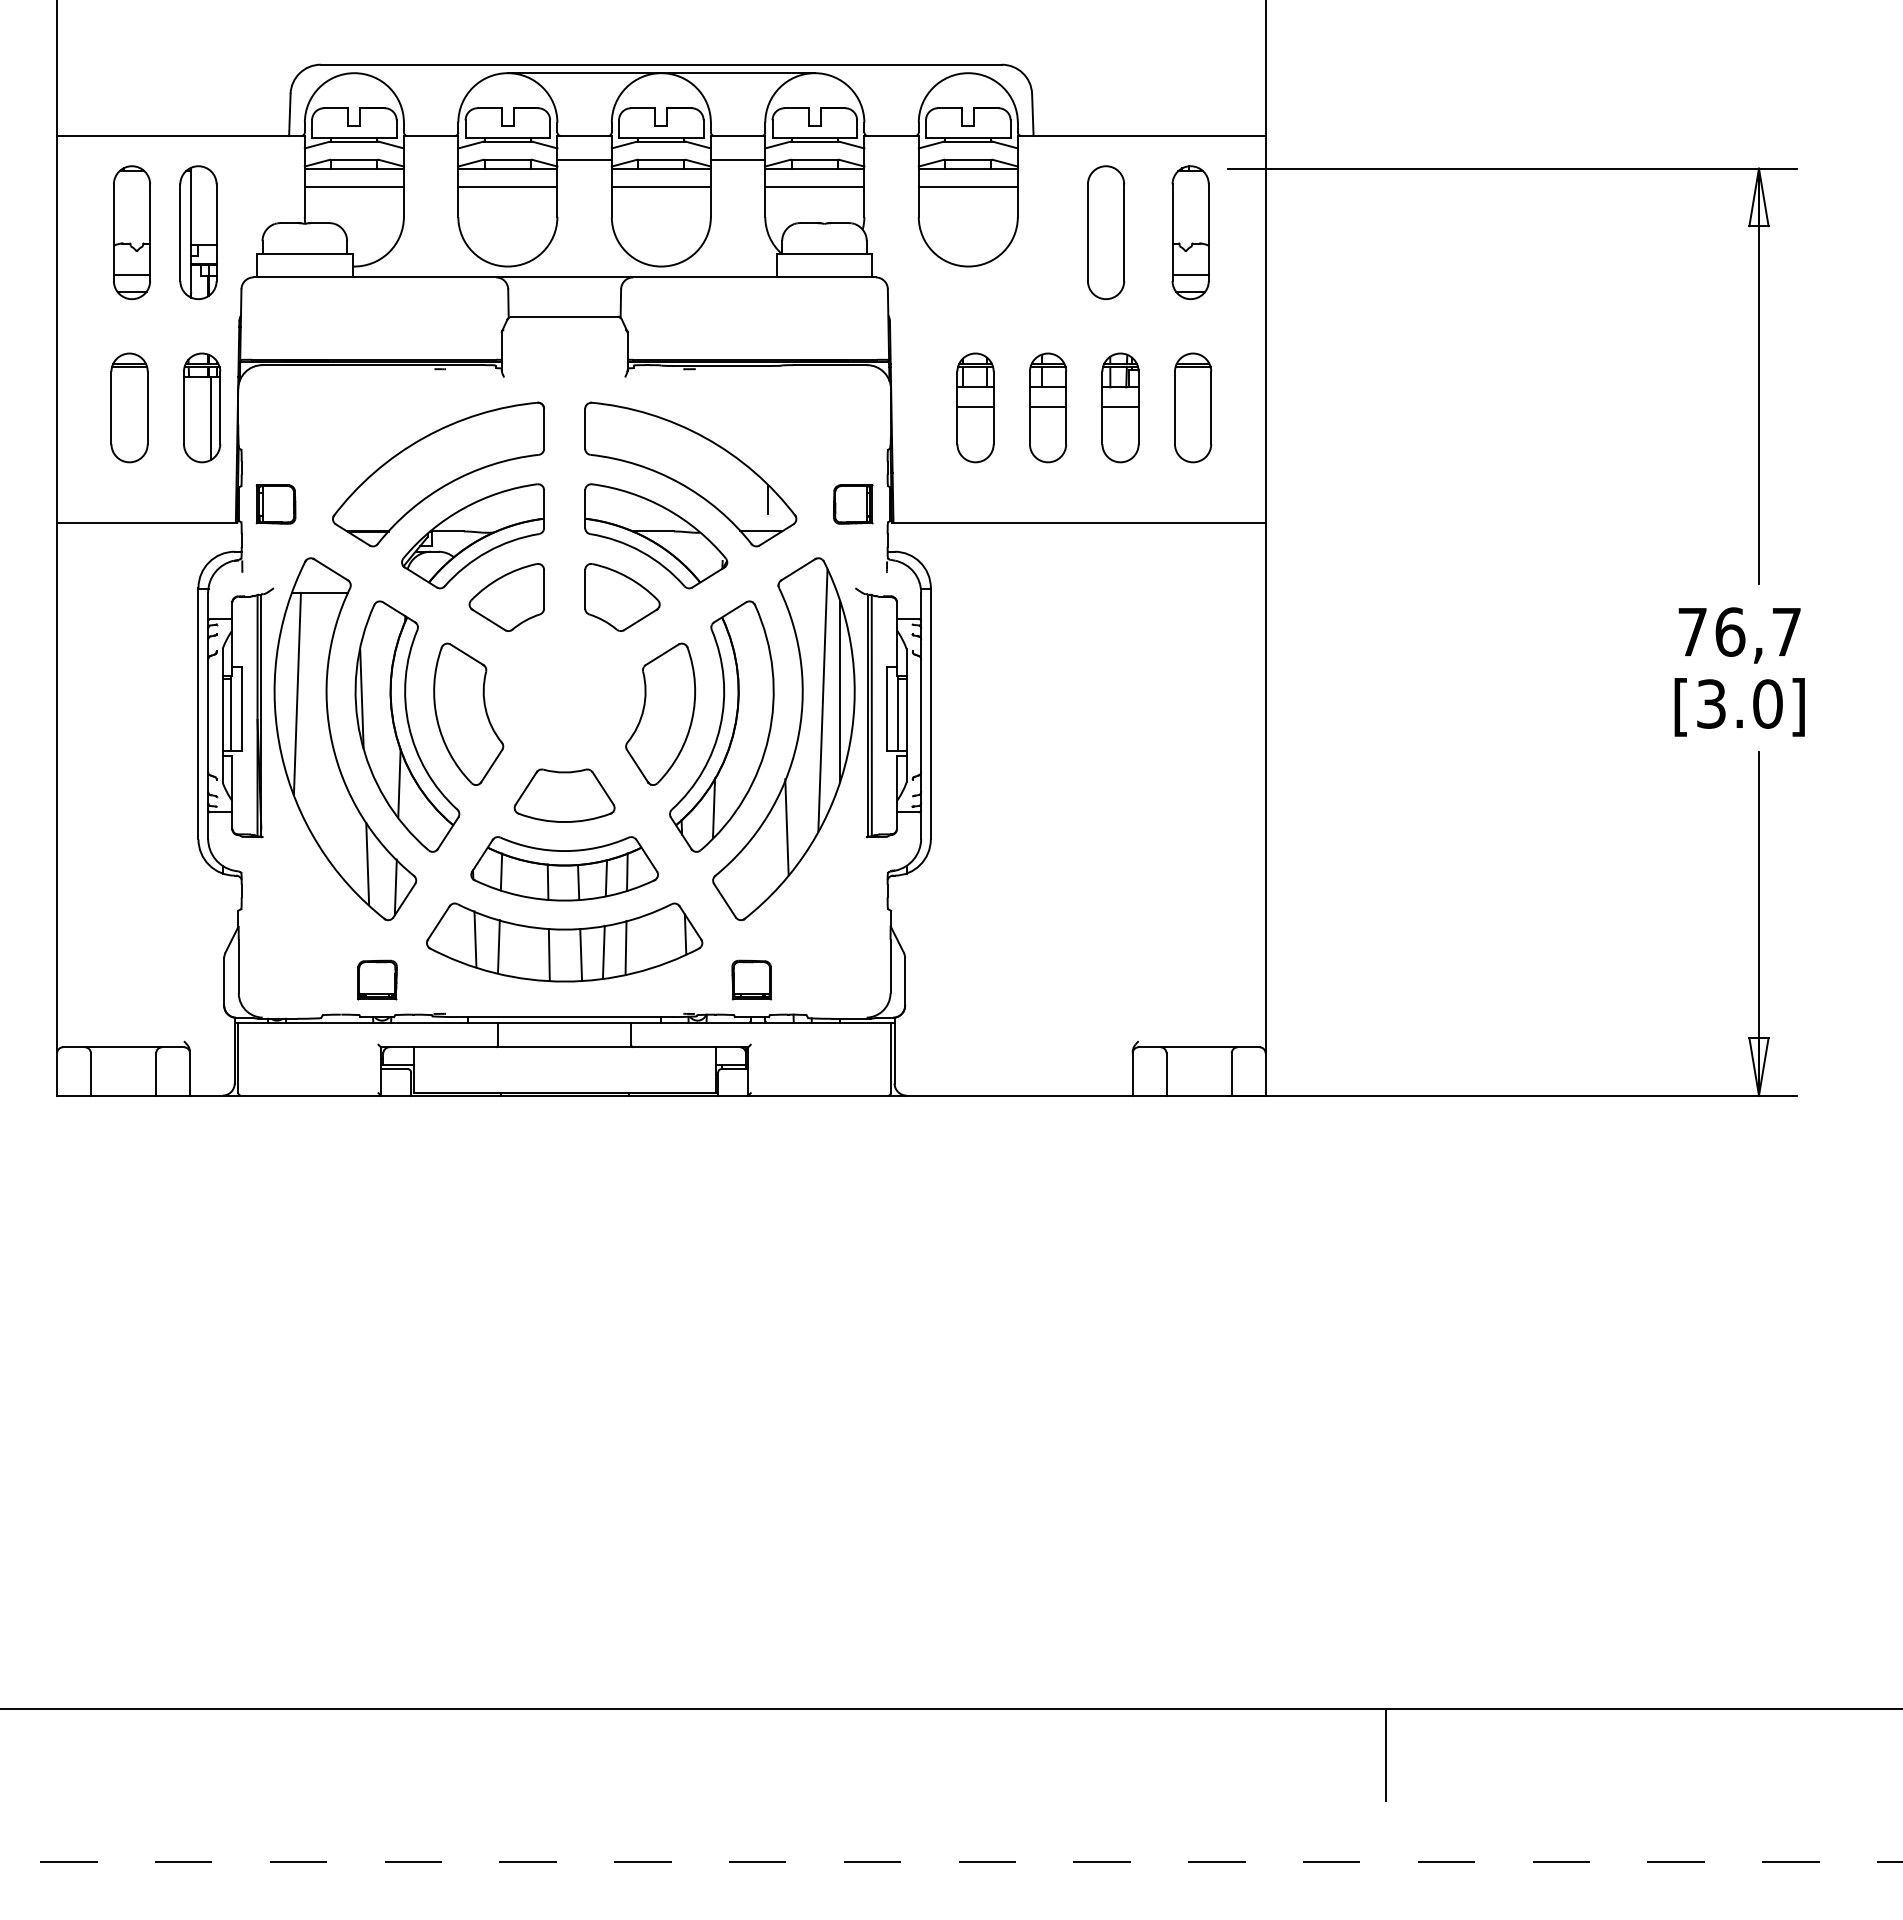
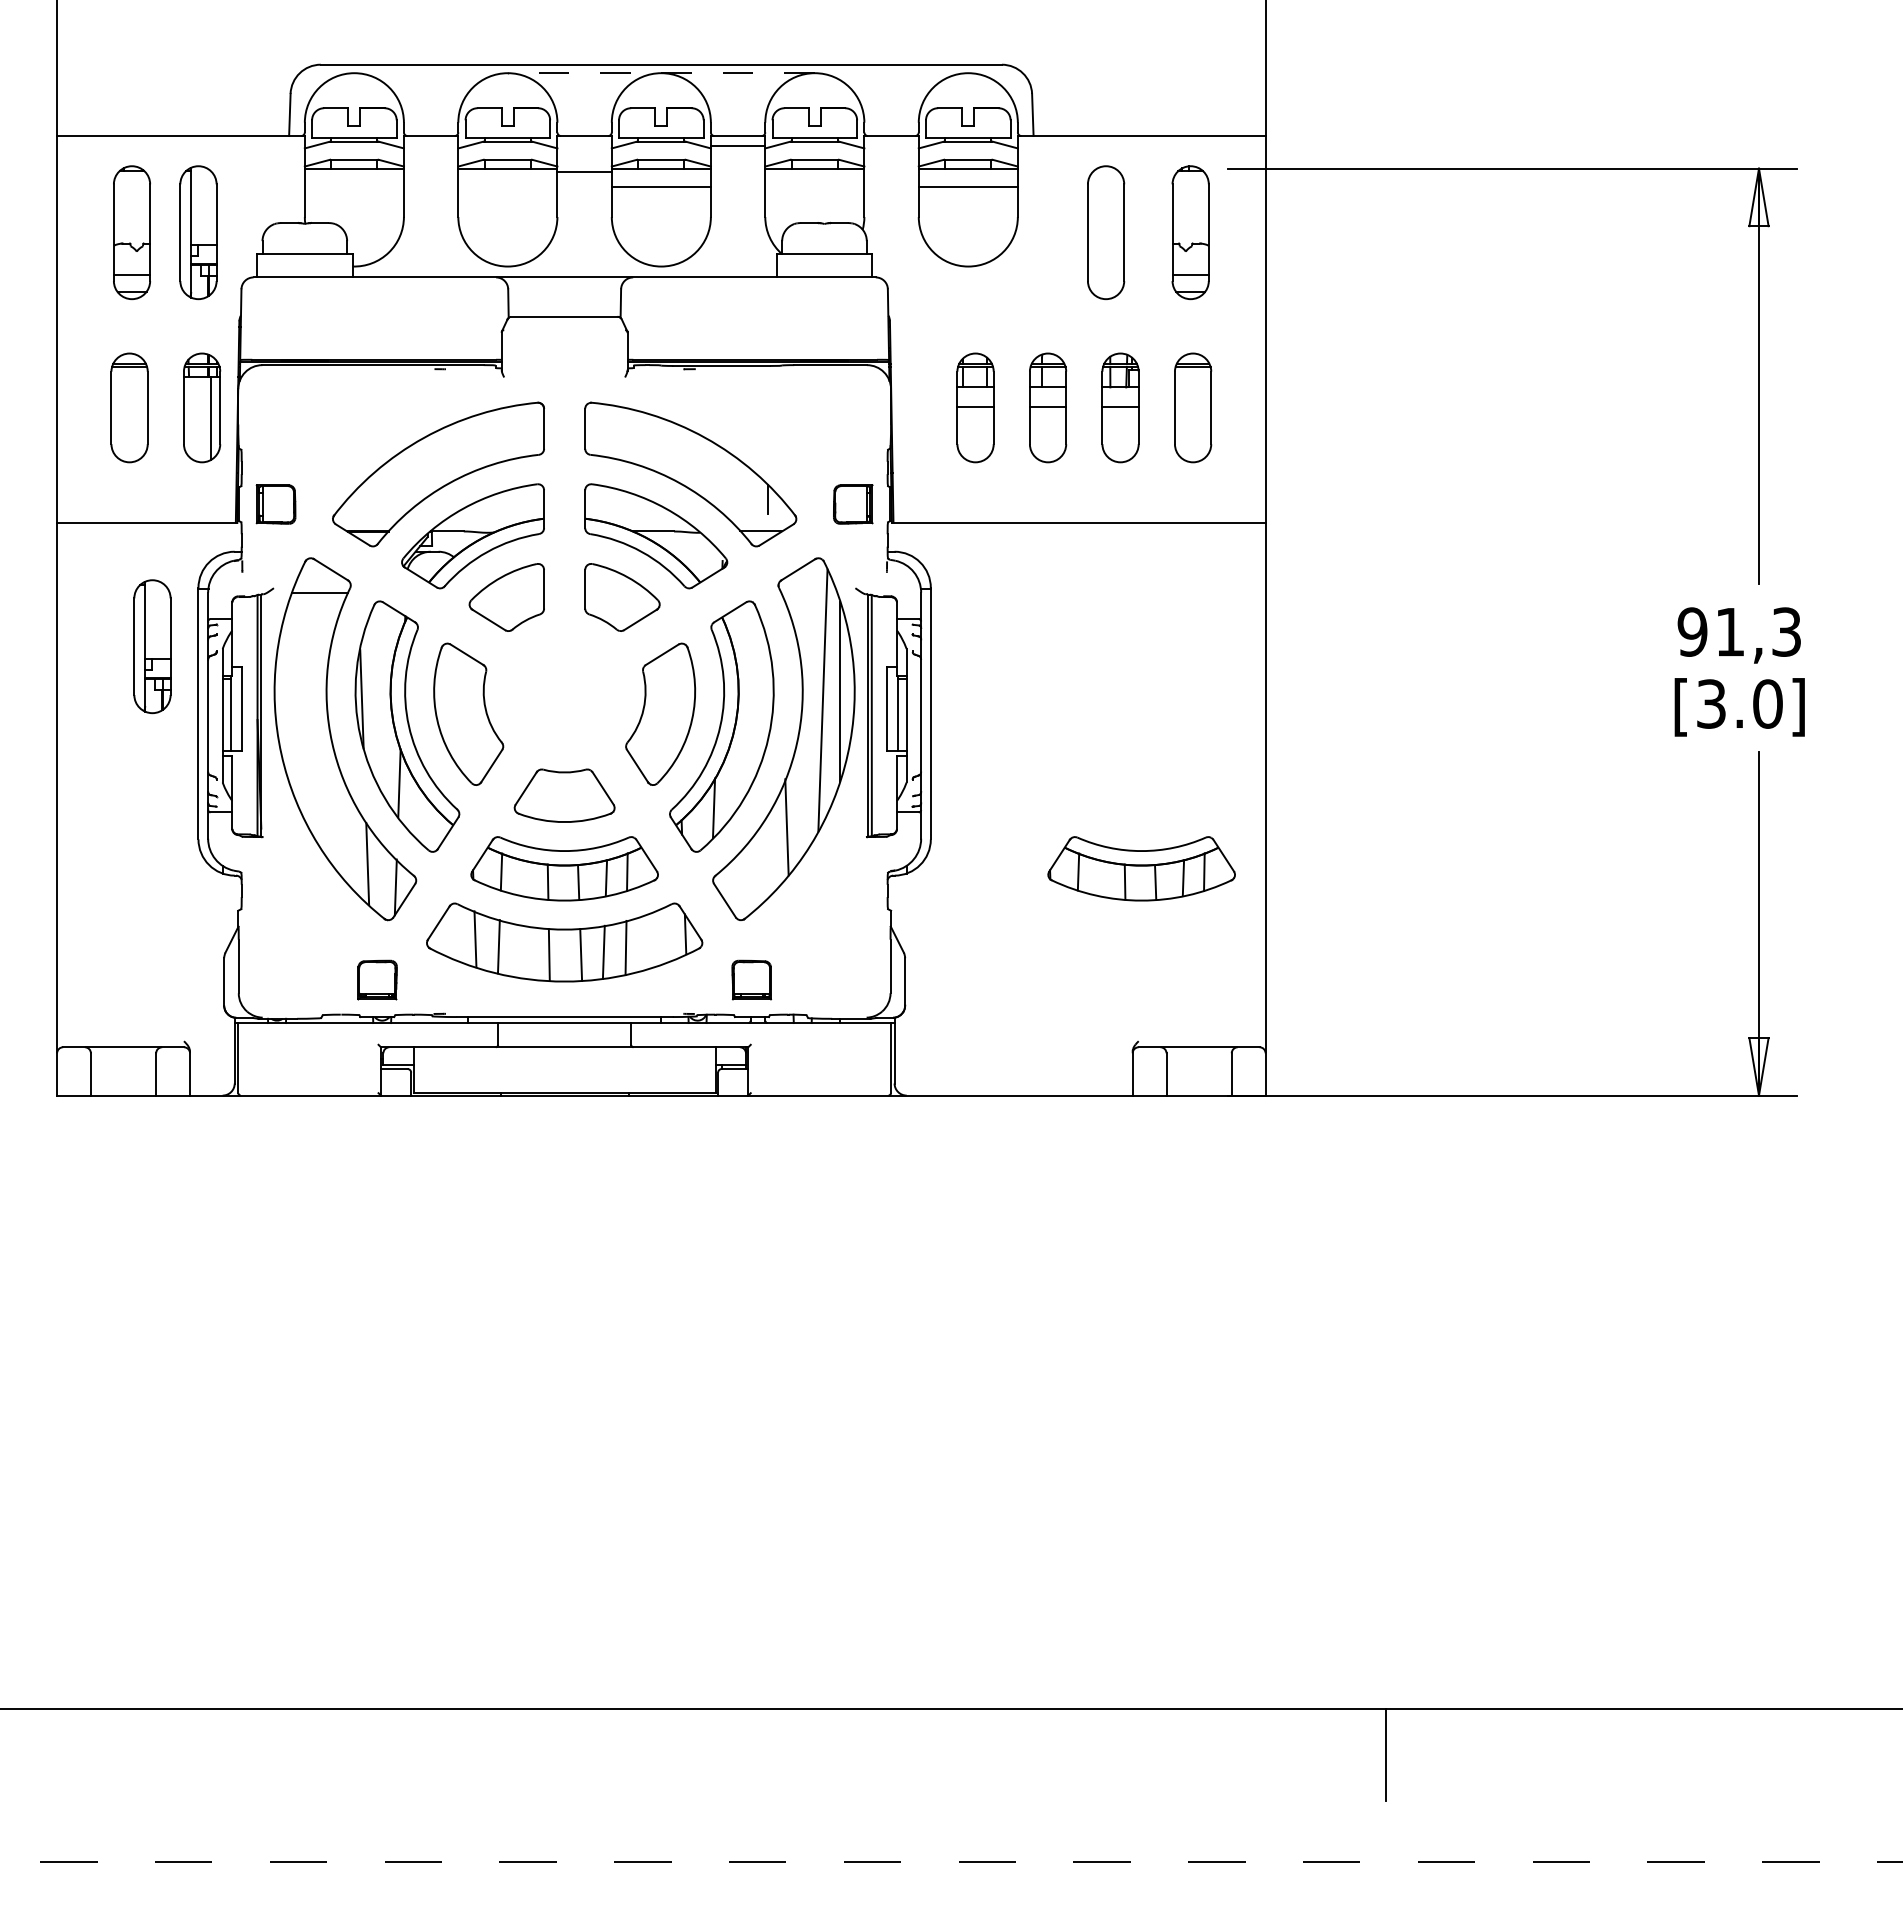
line: solid -> dashed (660, 73)
line position: (584, 160) -> (584, 172) (584, 172)
line position: (737, 160) -> (737, 146) (737, 146)
line: present -> none (353, 186)
line: present -> none (507, 186)
line: present -> none (814, 186)
text: 76,7 -> 91,3 (1738, 631)
part: none -> present (152, 646)
line: present -> none (296, 693)
part: none -> present (1141, 868)
